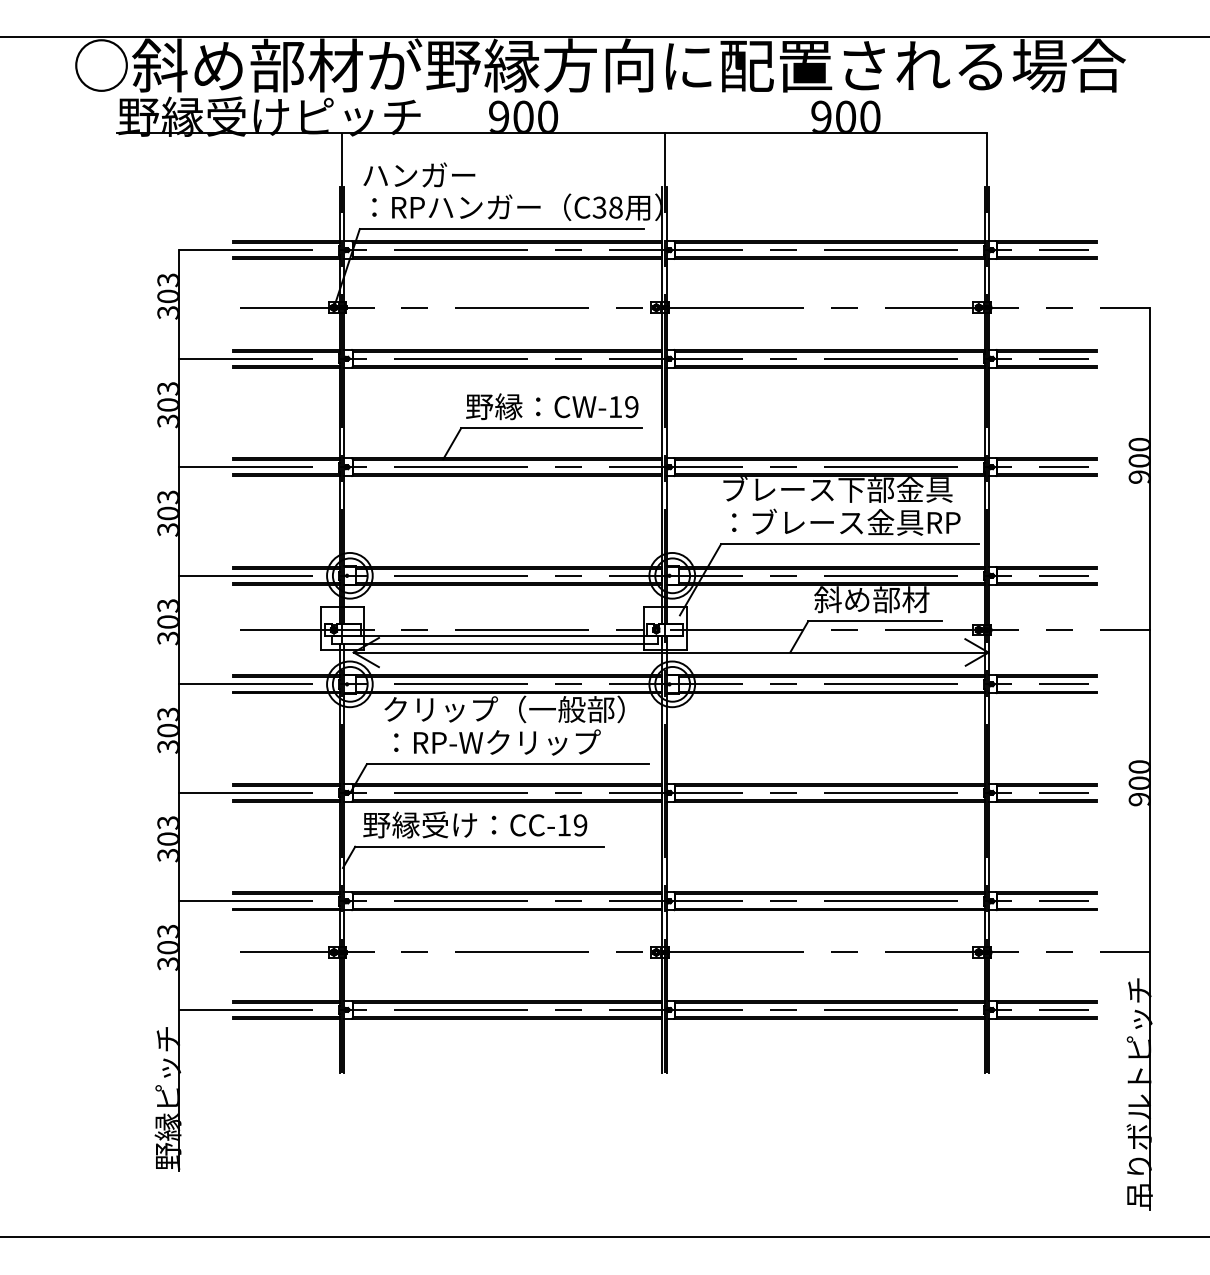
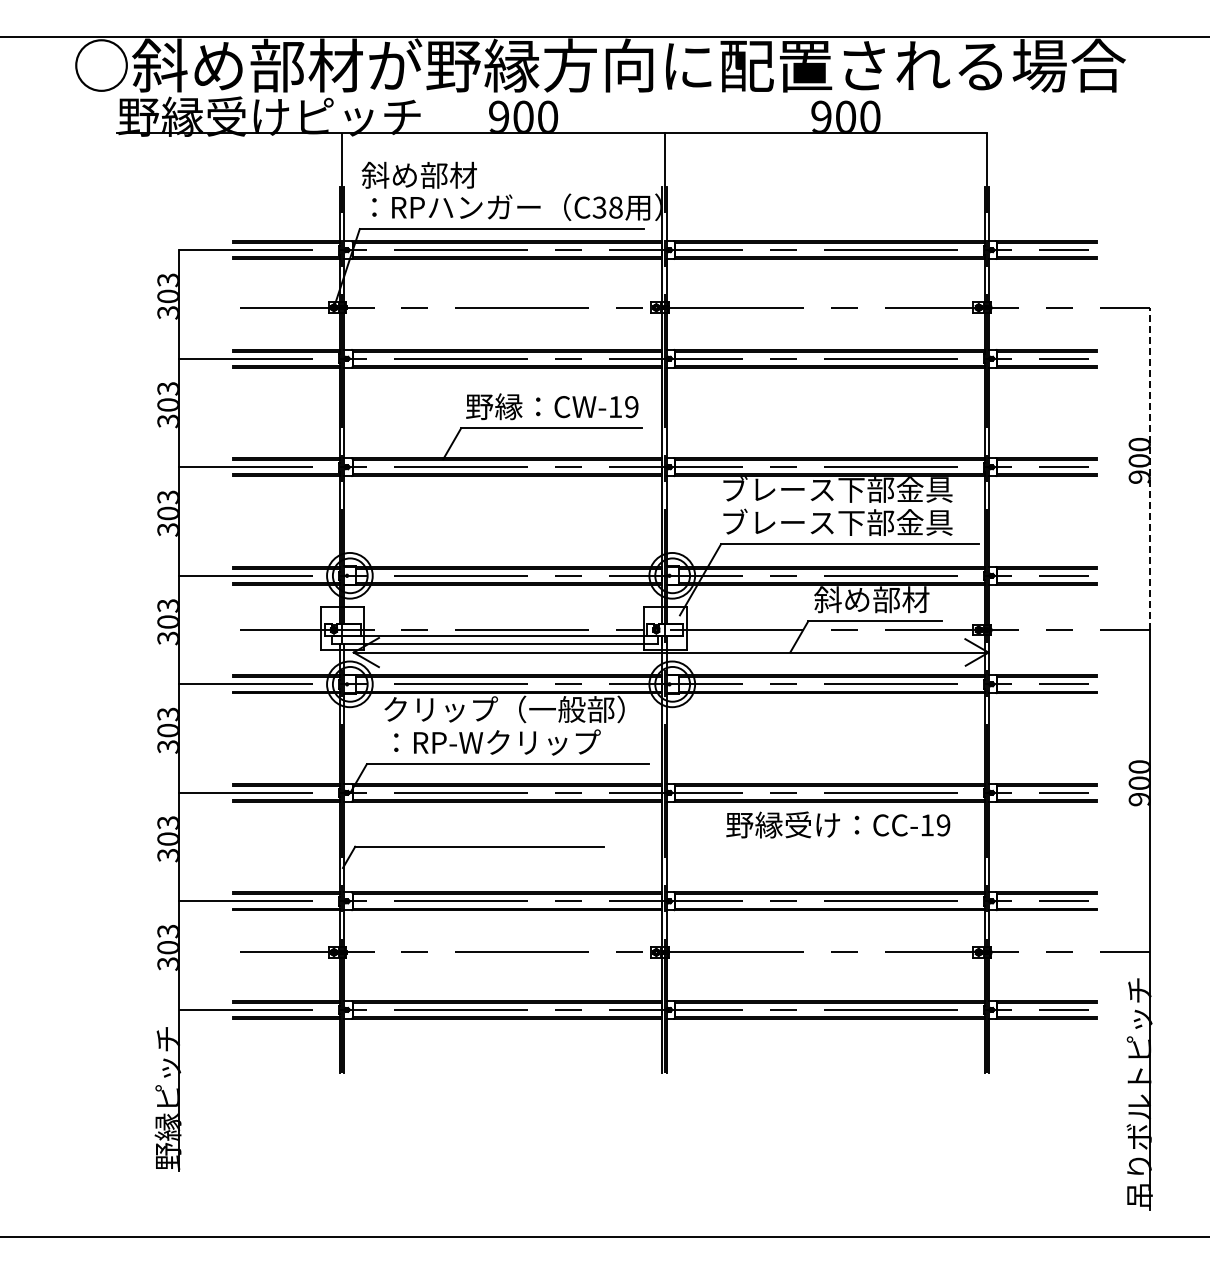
text: ハンガー -> 斜め部材 (418, 174)
line: solid -> dashed (1150, 468)
text: ：ブレース金具RP -> ブレース下部金具 (841, 521)
text position: (475, 824) -> (838, 824) (838, 824)
